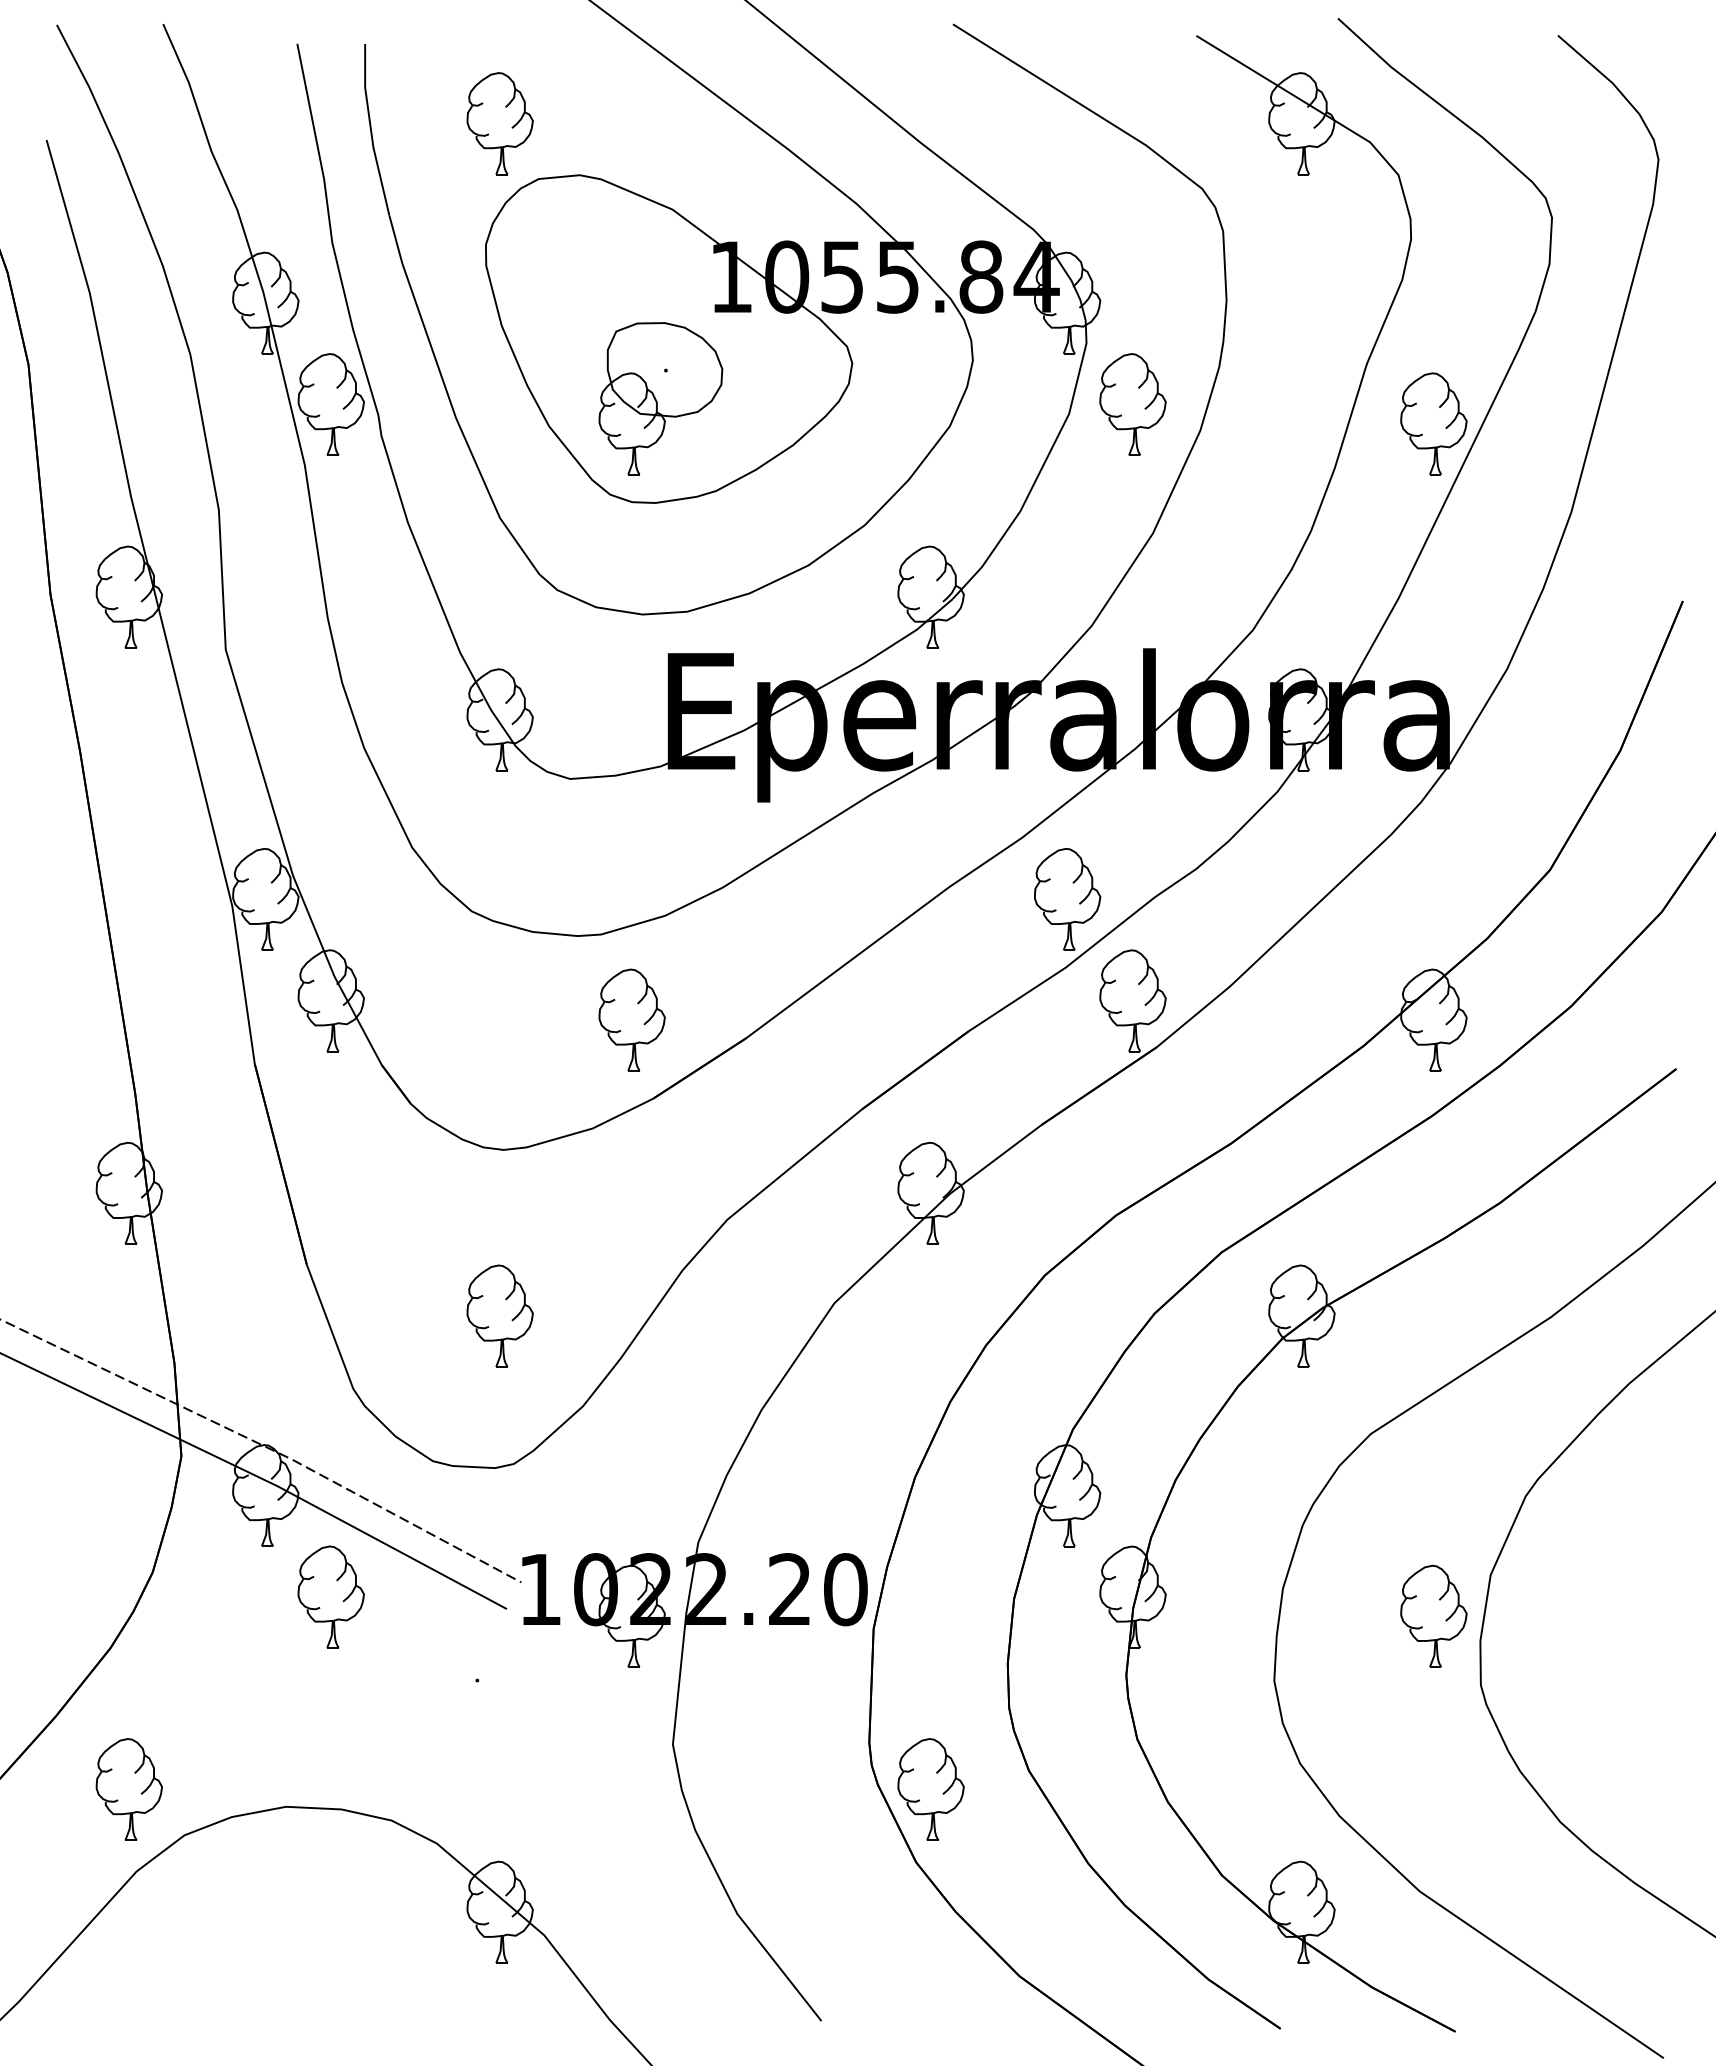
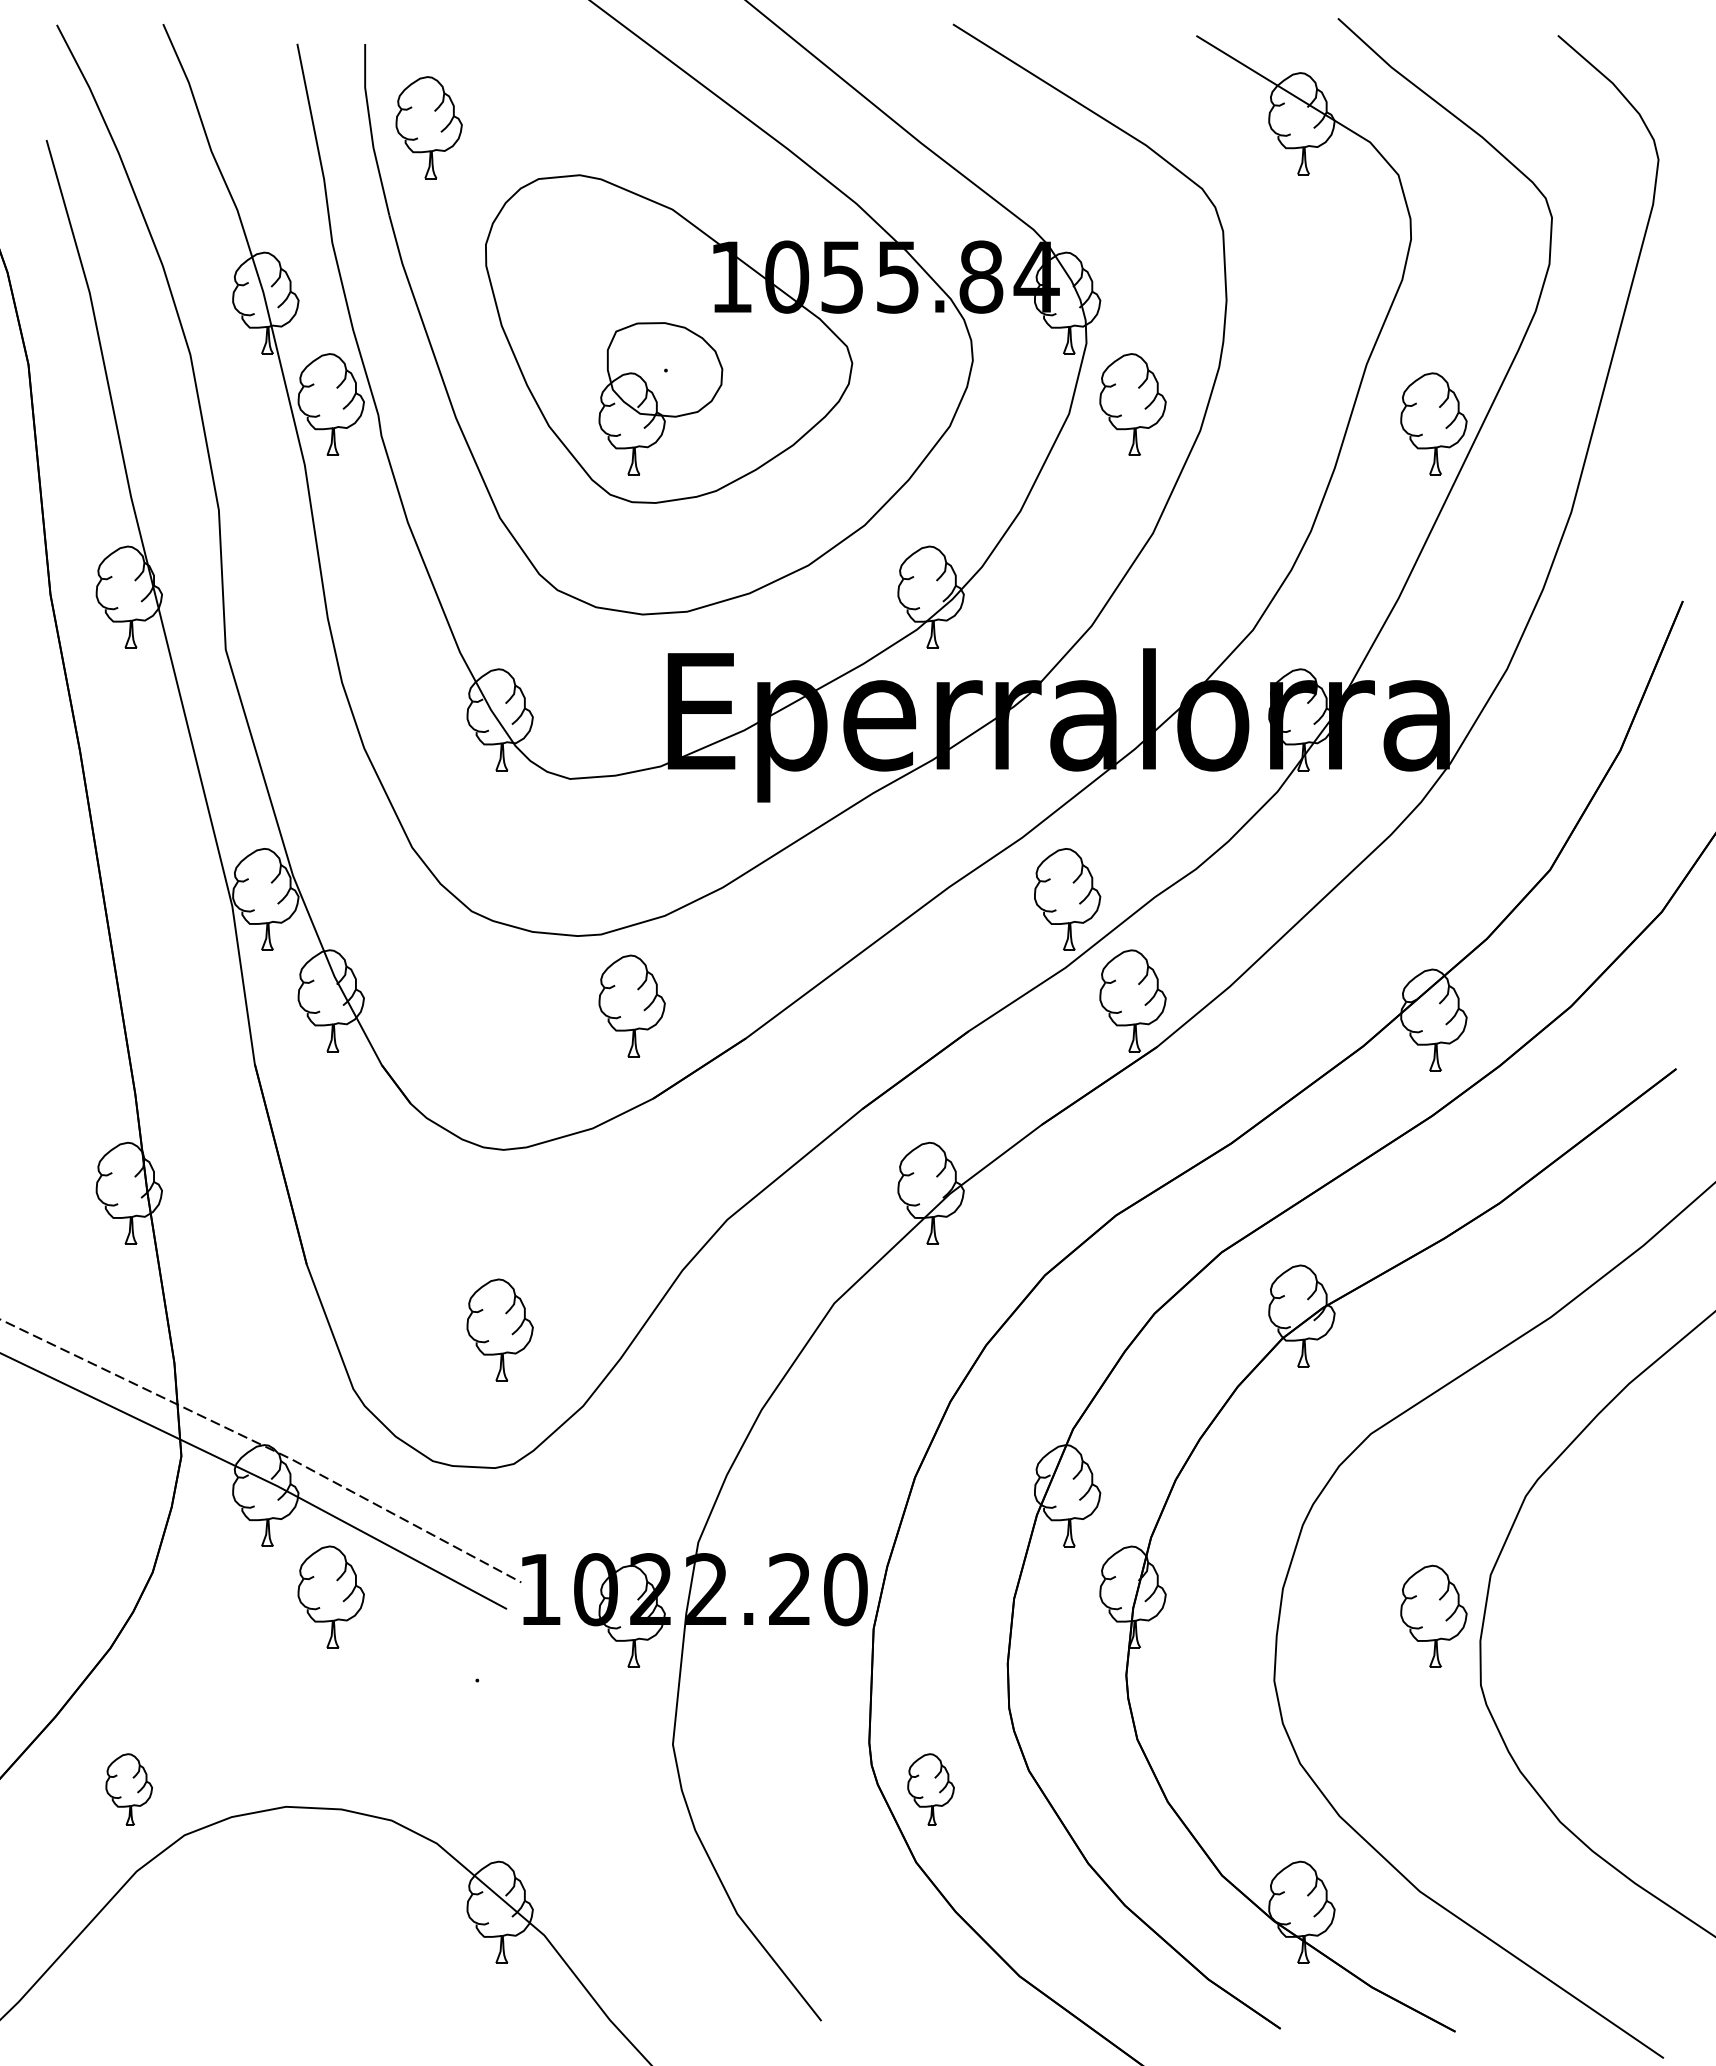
part position: (499, 123) -> (428, 127) (428, 127)
part position: (631, 1019) -> (631, 1005) (631, 1005)
part position: (499, 1315) -> (499, 1329) (499, 1329)
part size: 68x103 px -> 48x73 px (128, 1789)
part size: 68x103 px -> 48x73 px (930, 1789)
